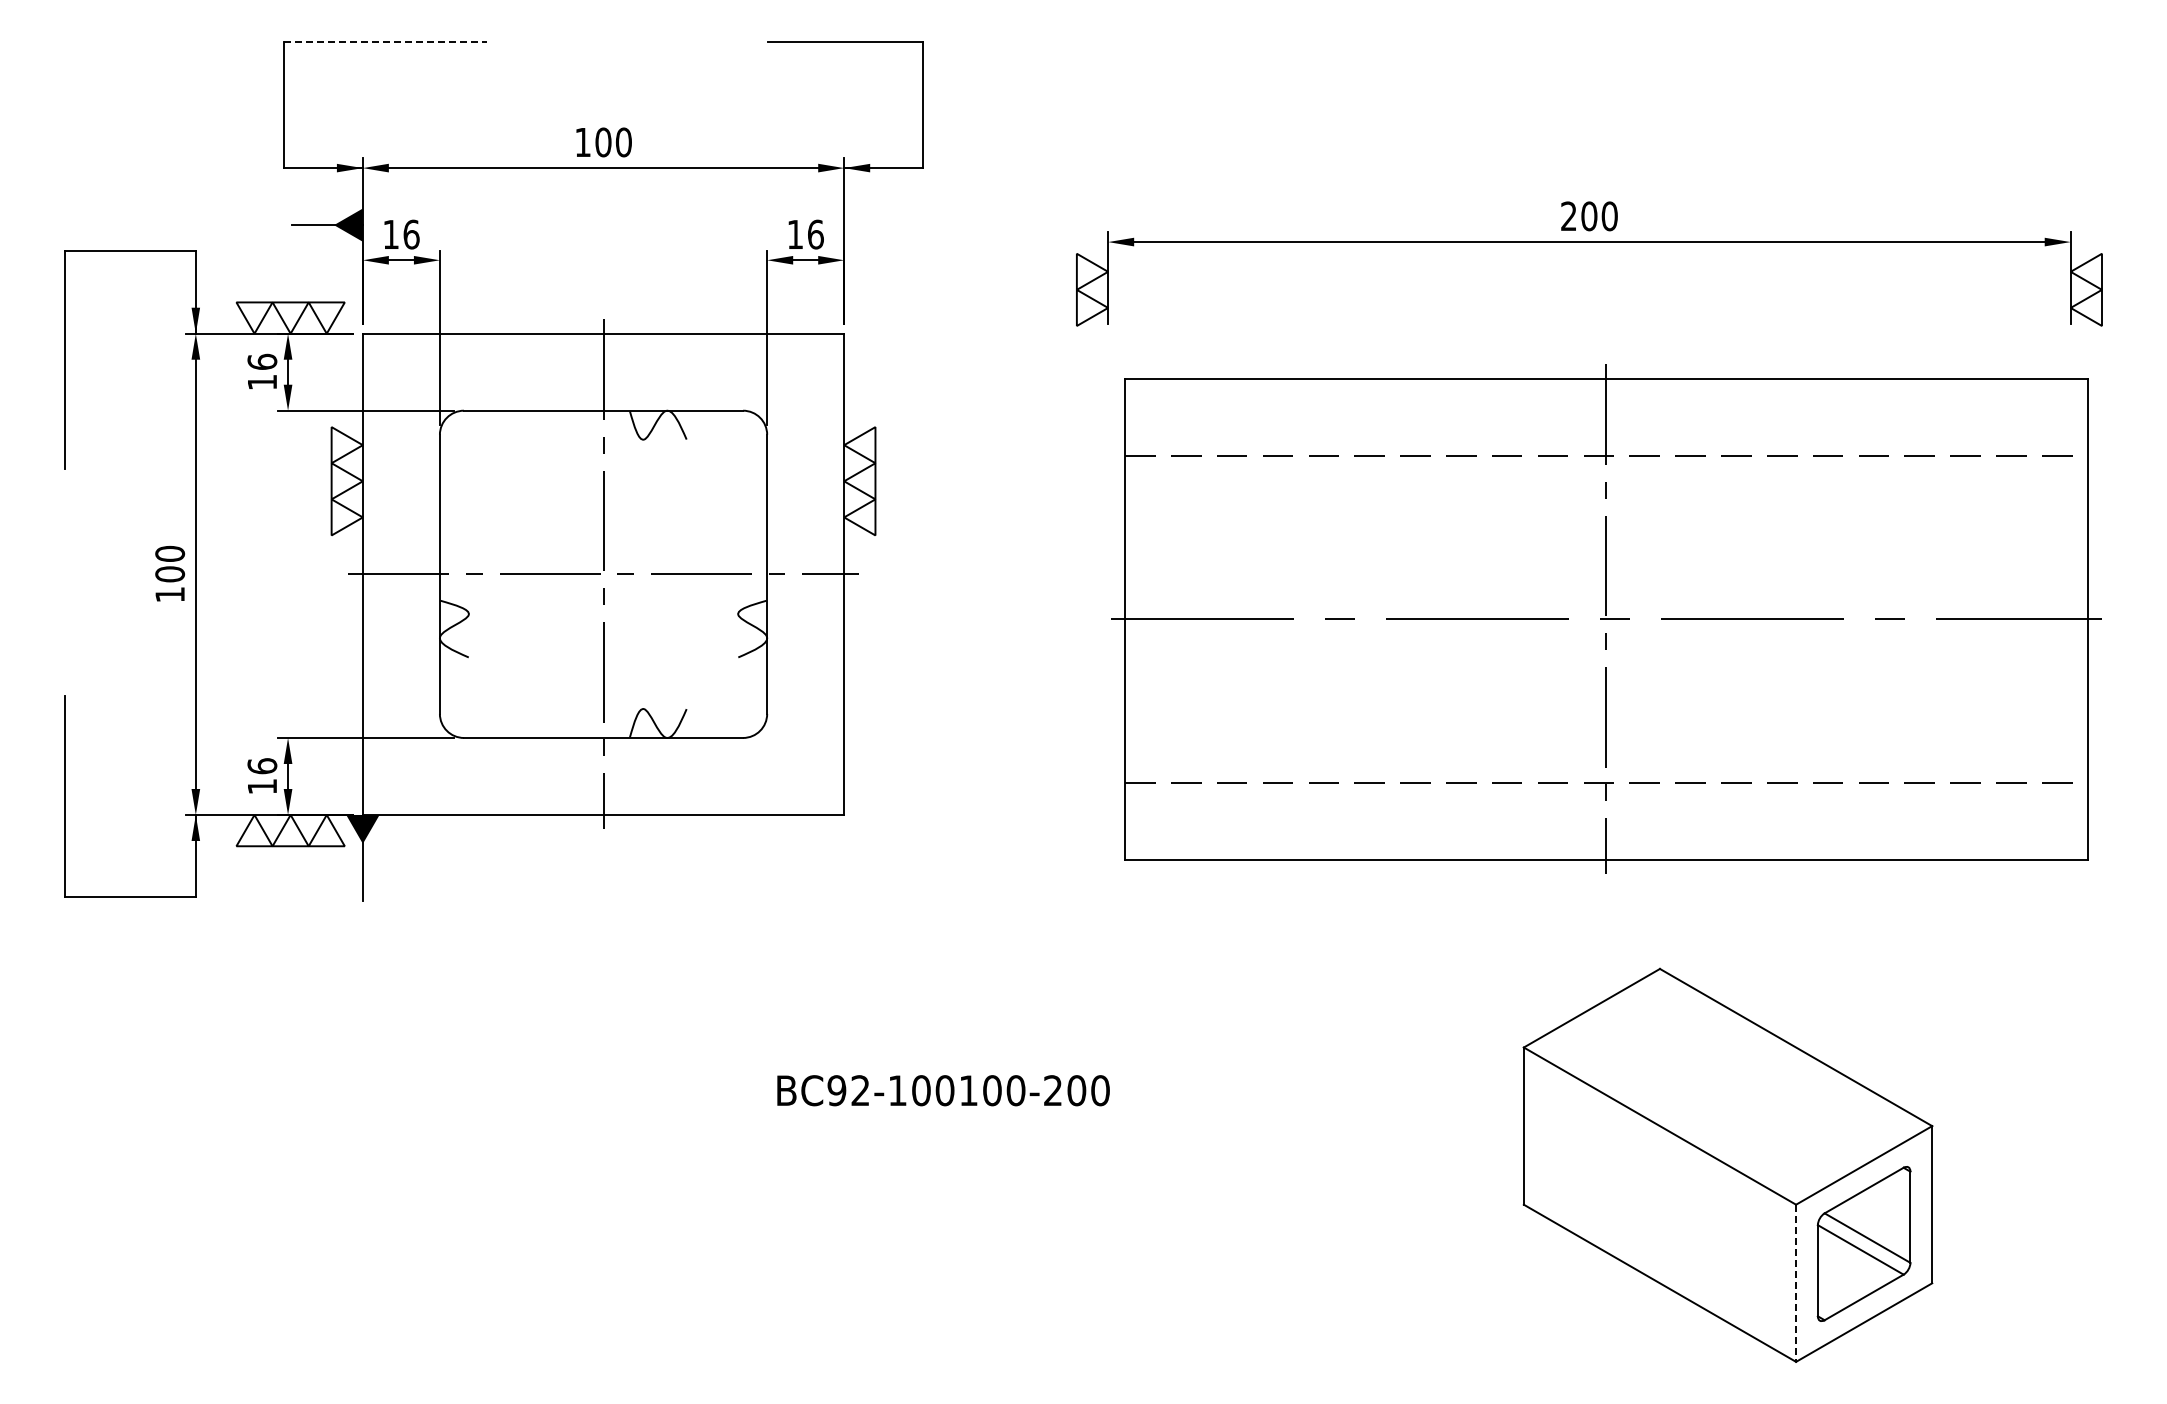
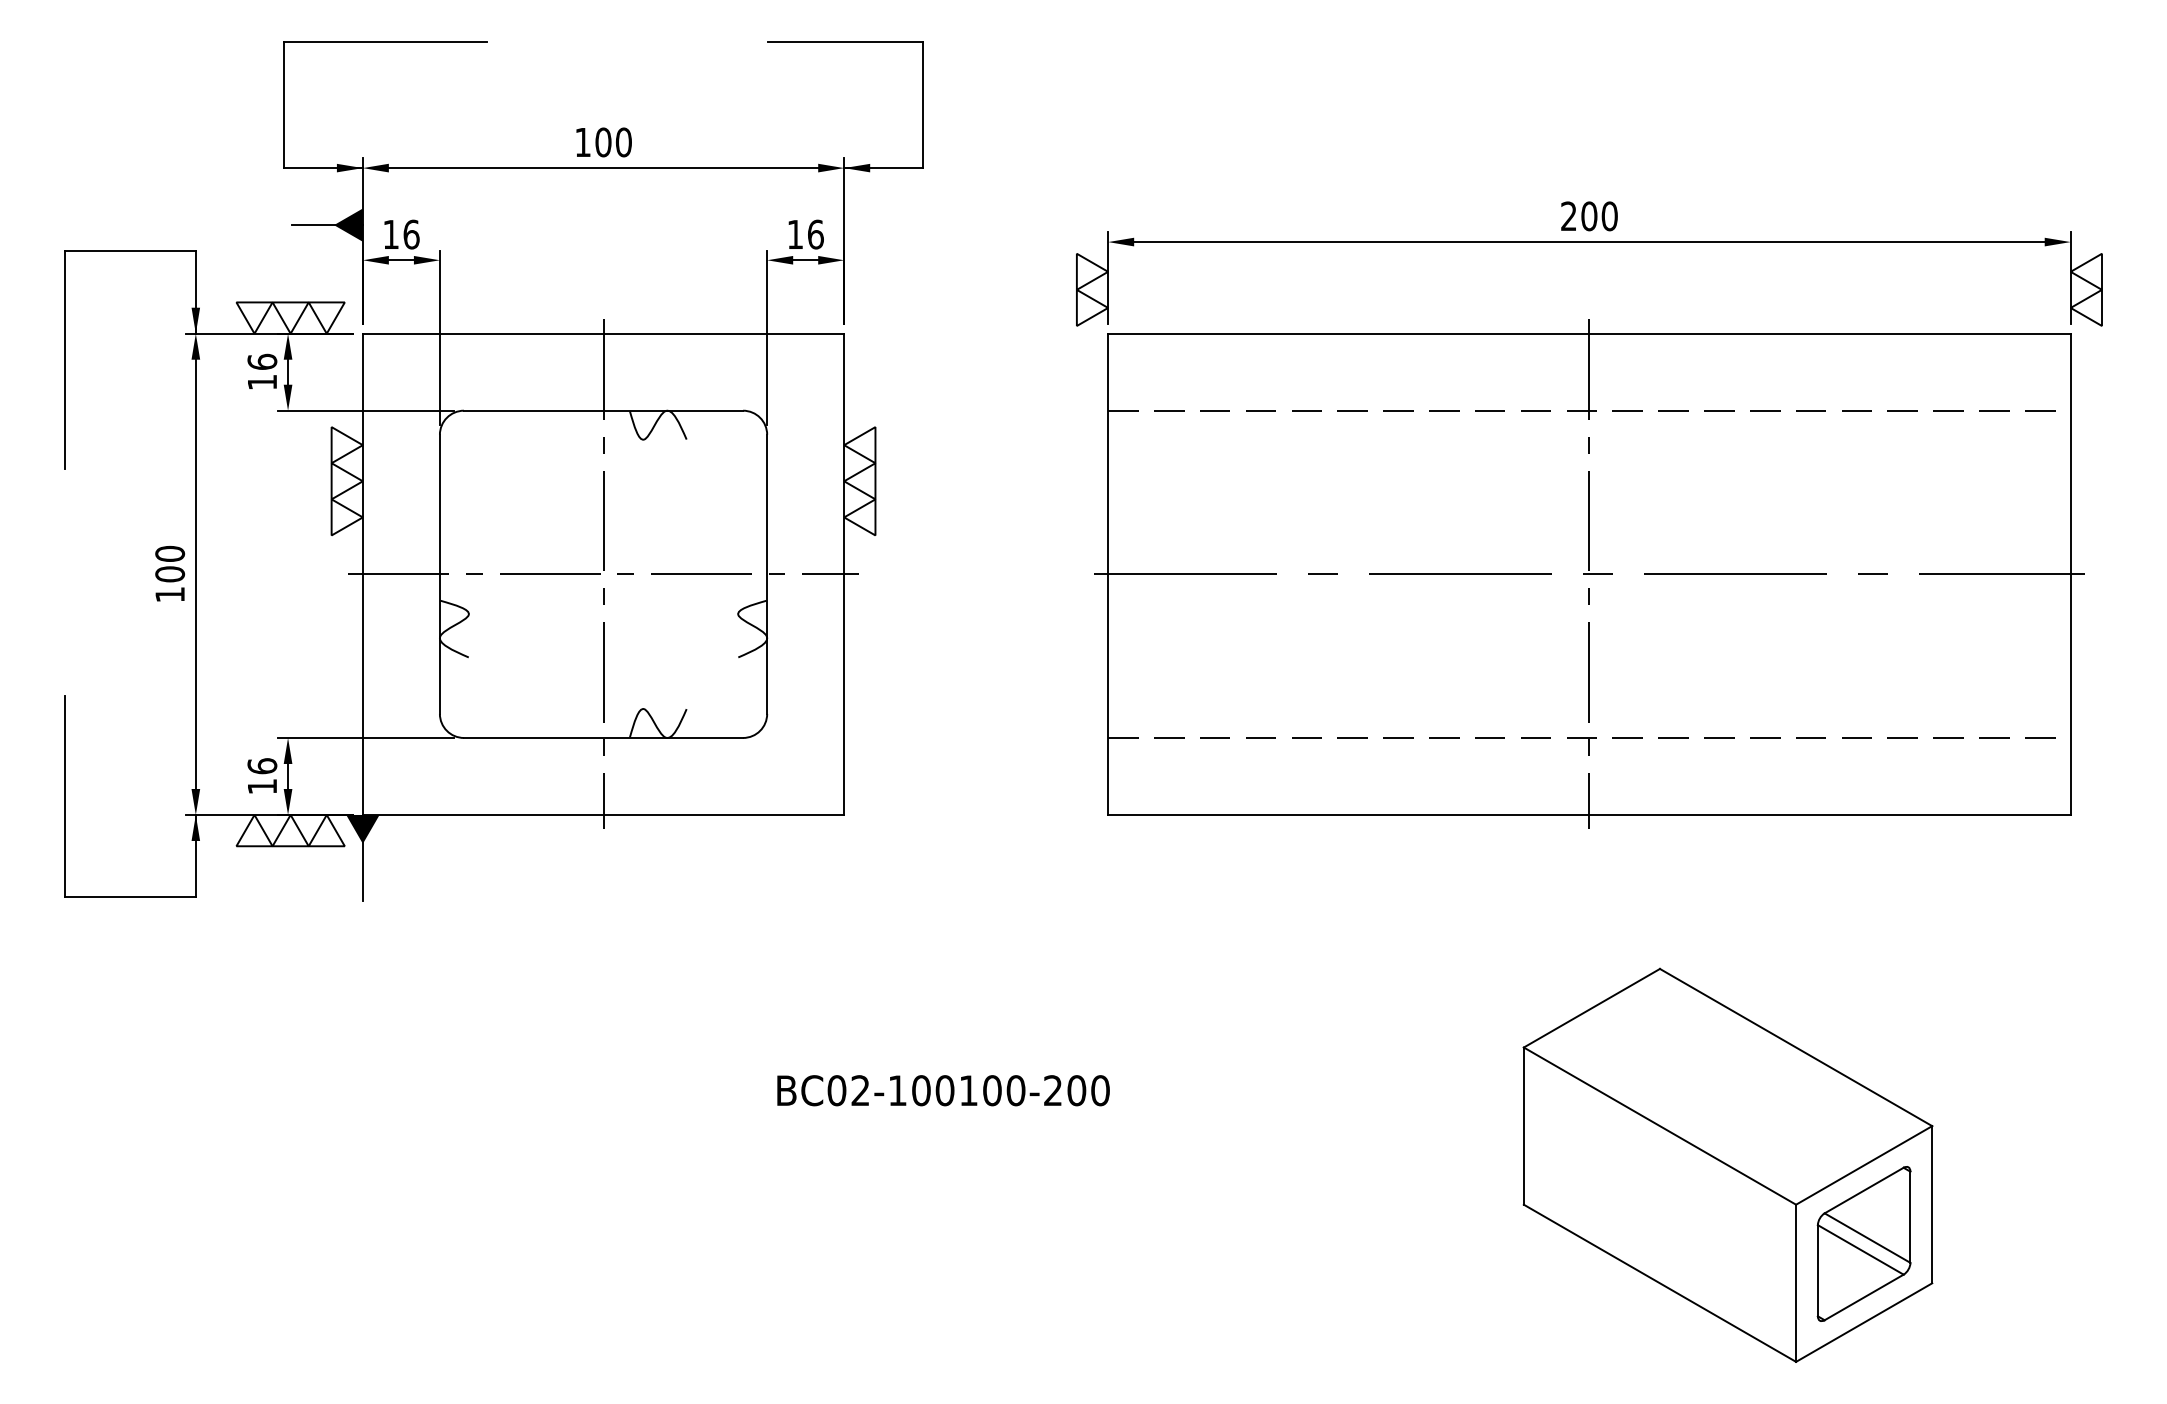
line: dashed -> solid (386, 42)
part position: (1606, 618) -> (1589, 573) (1589, 573)
text: BC92-100100-200 -> BC02-100100-200 (836, 1090)
line: dashed -> solid (1796, 1283)
